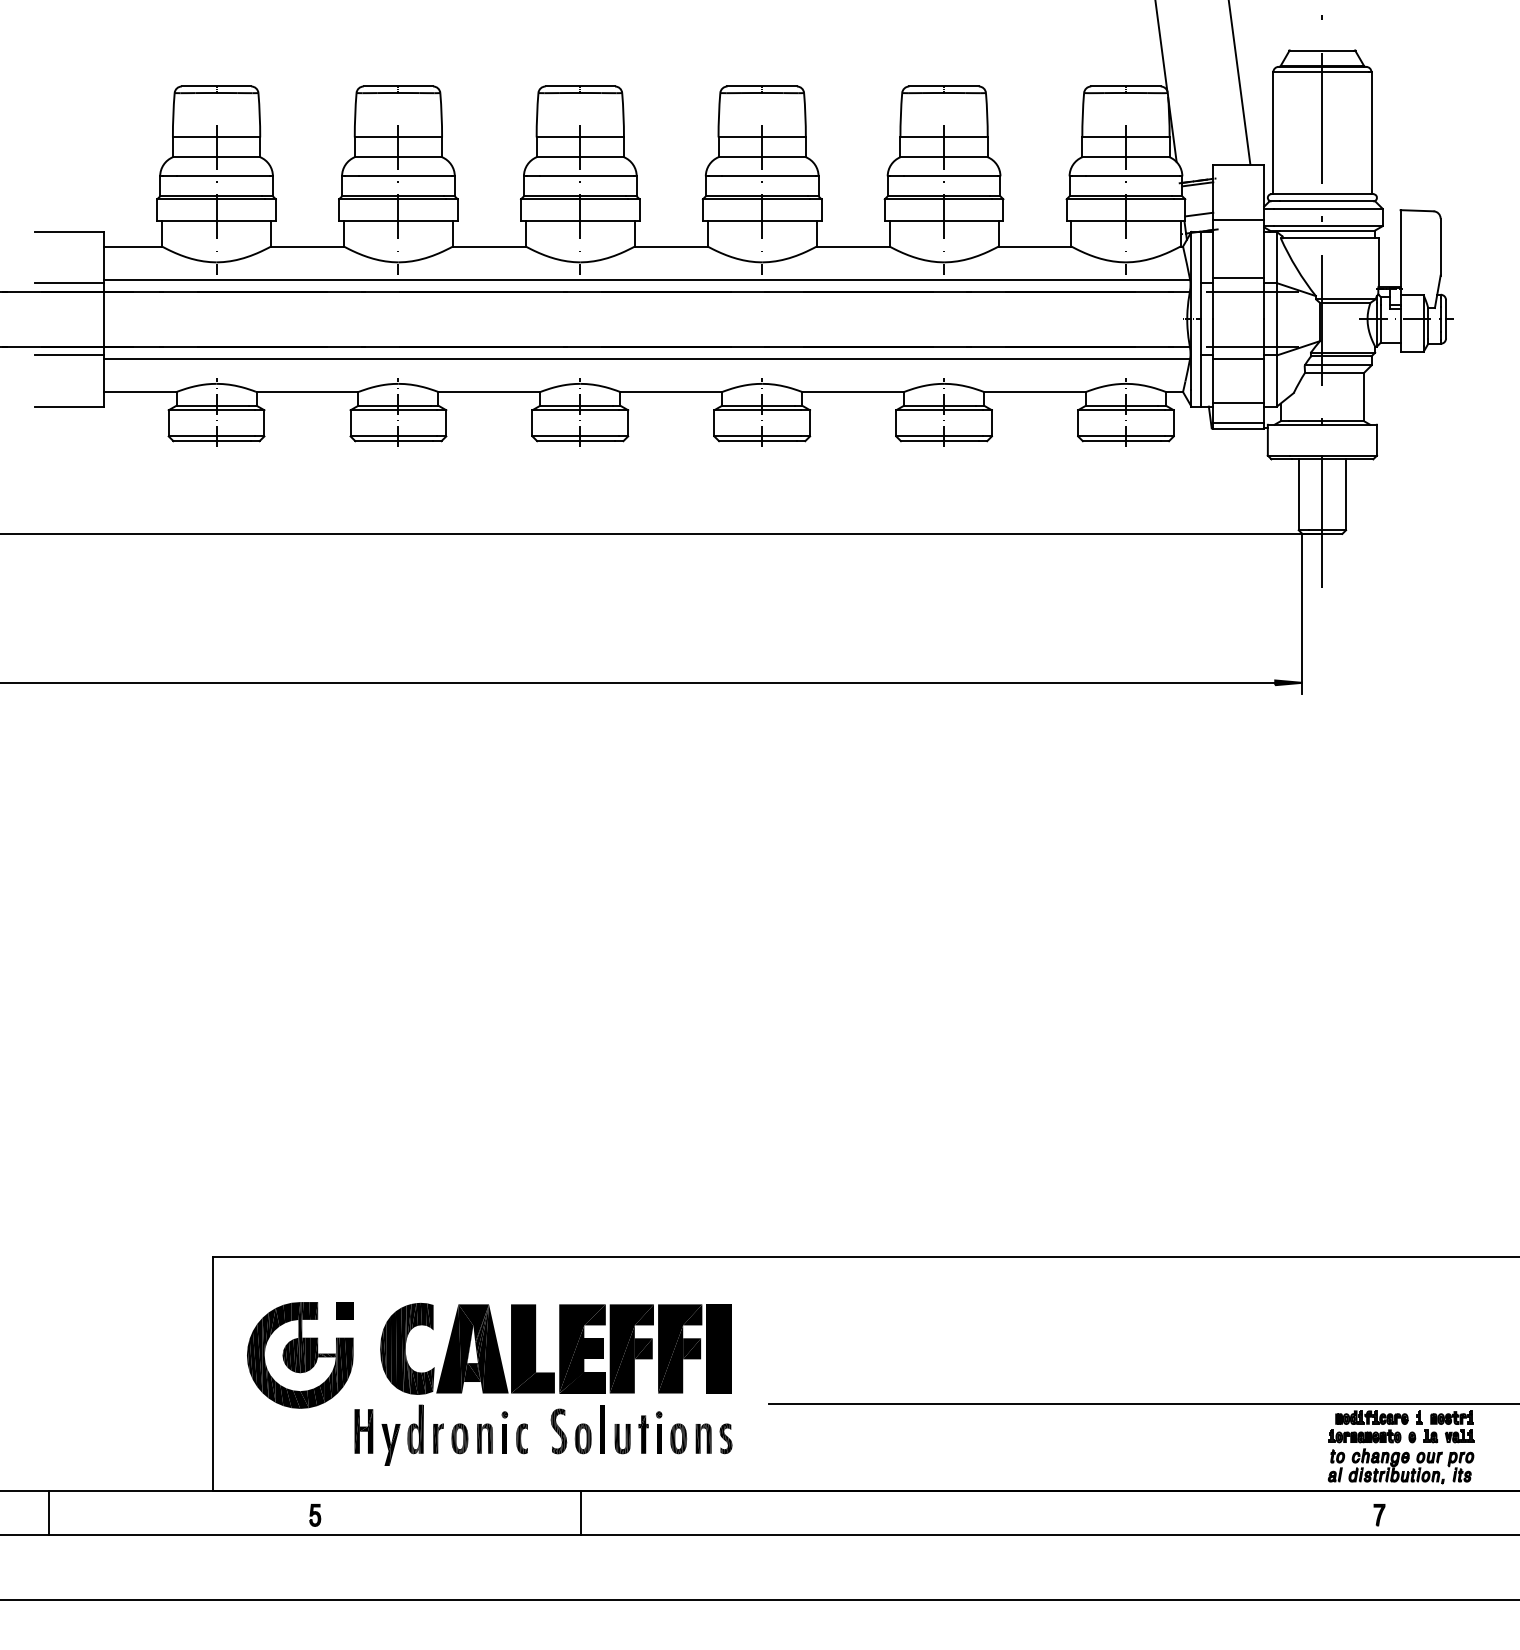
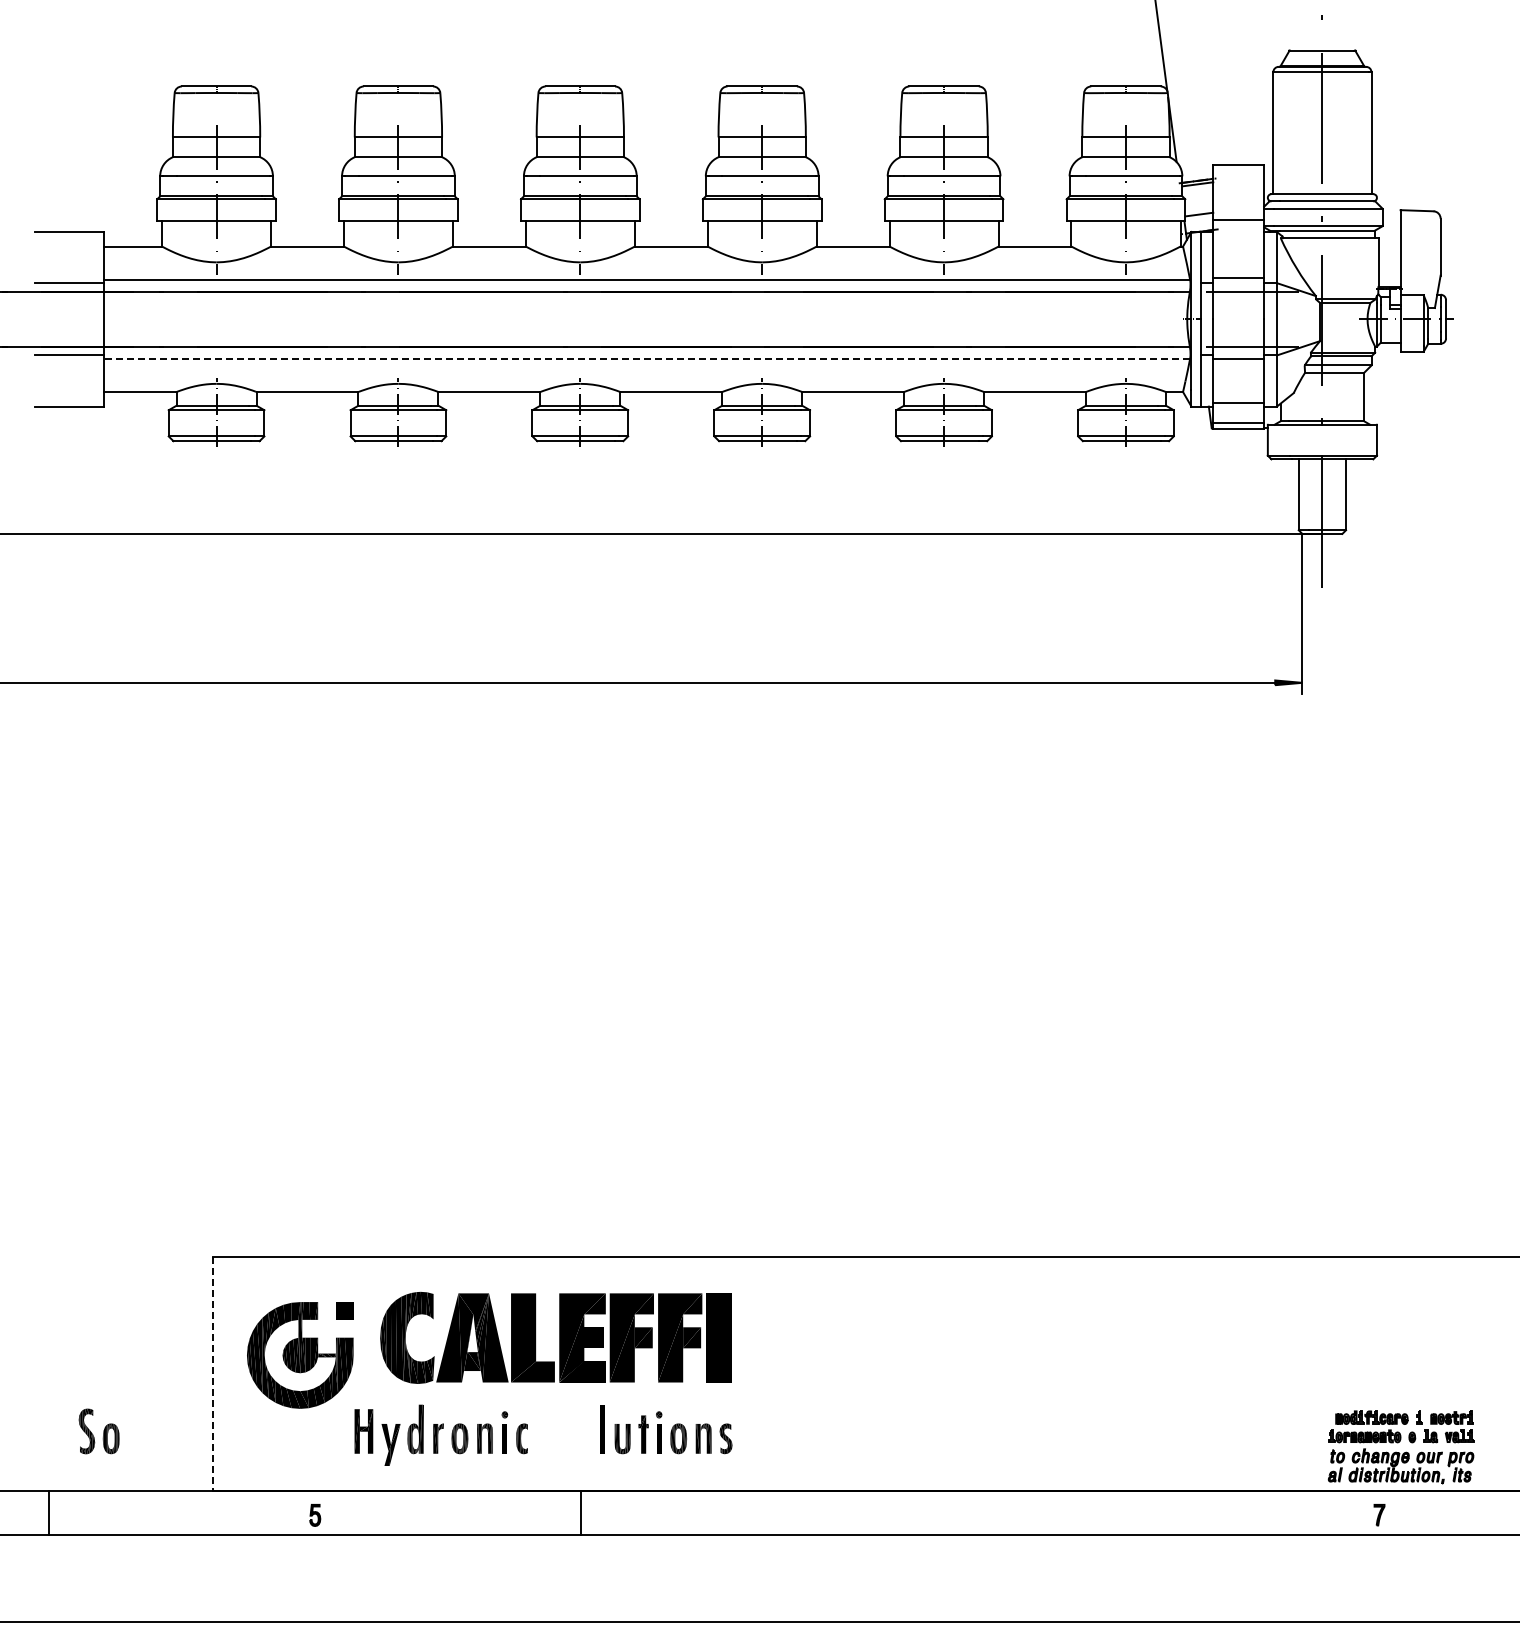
line: present -> none (1239, 83)
line: solid -> dashed (646, 358)
part position: (555, 1348) -> (555, 1337) (555, 1337)
line: solid -> dashed (212, 1374)
line: present -> none (1142, 1404)
part position: (570, 1431) -> (98, 1431) (98, 1431)
line position: (759, 1600) -> (759, 1622) (759, 1622)
